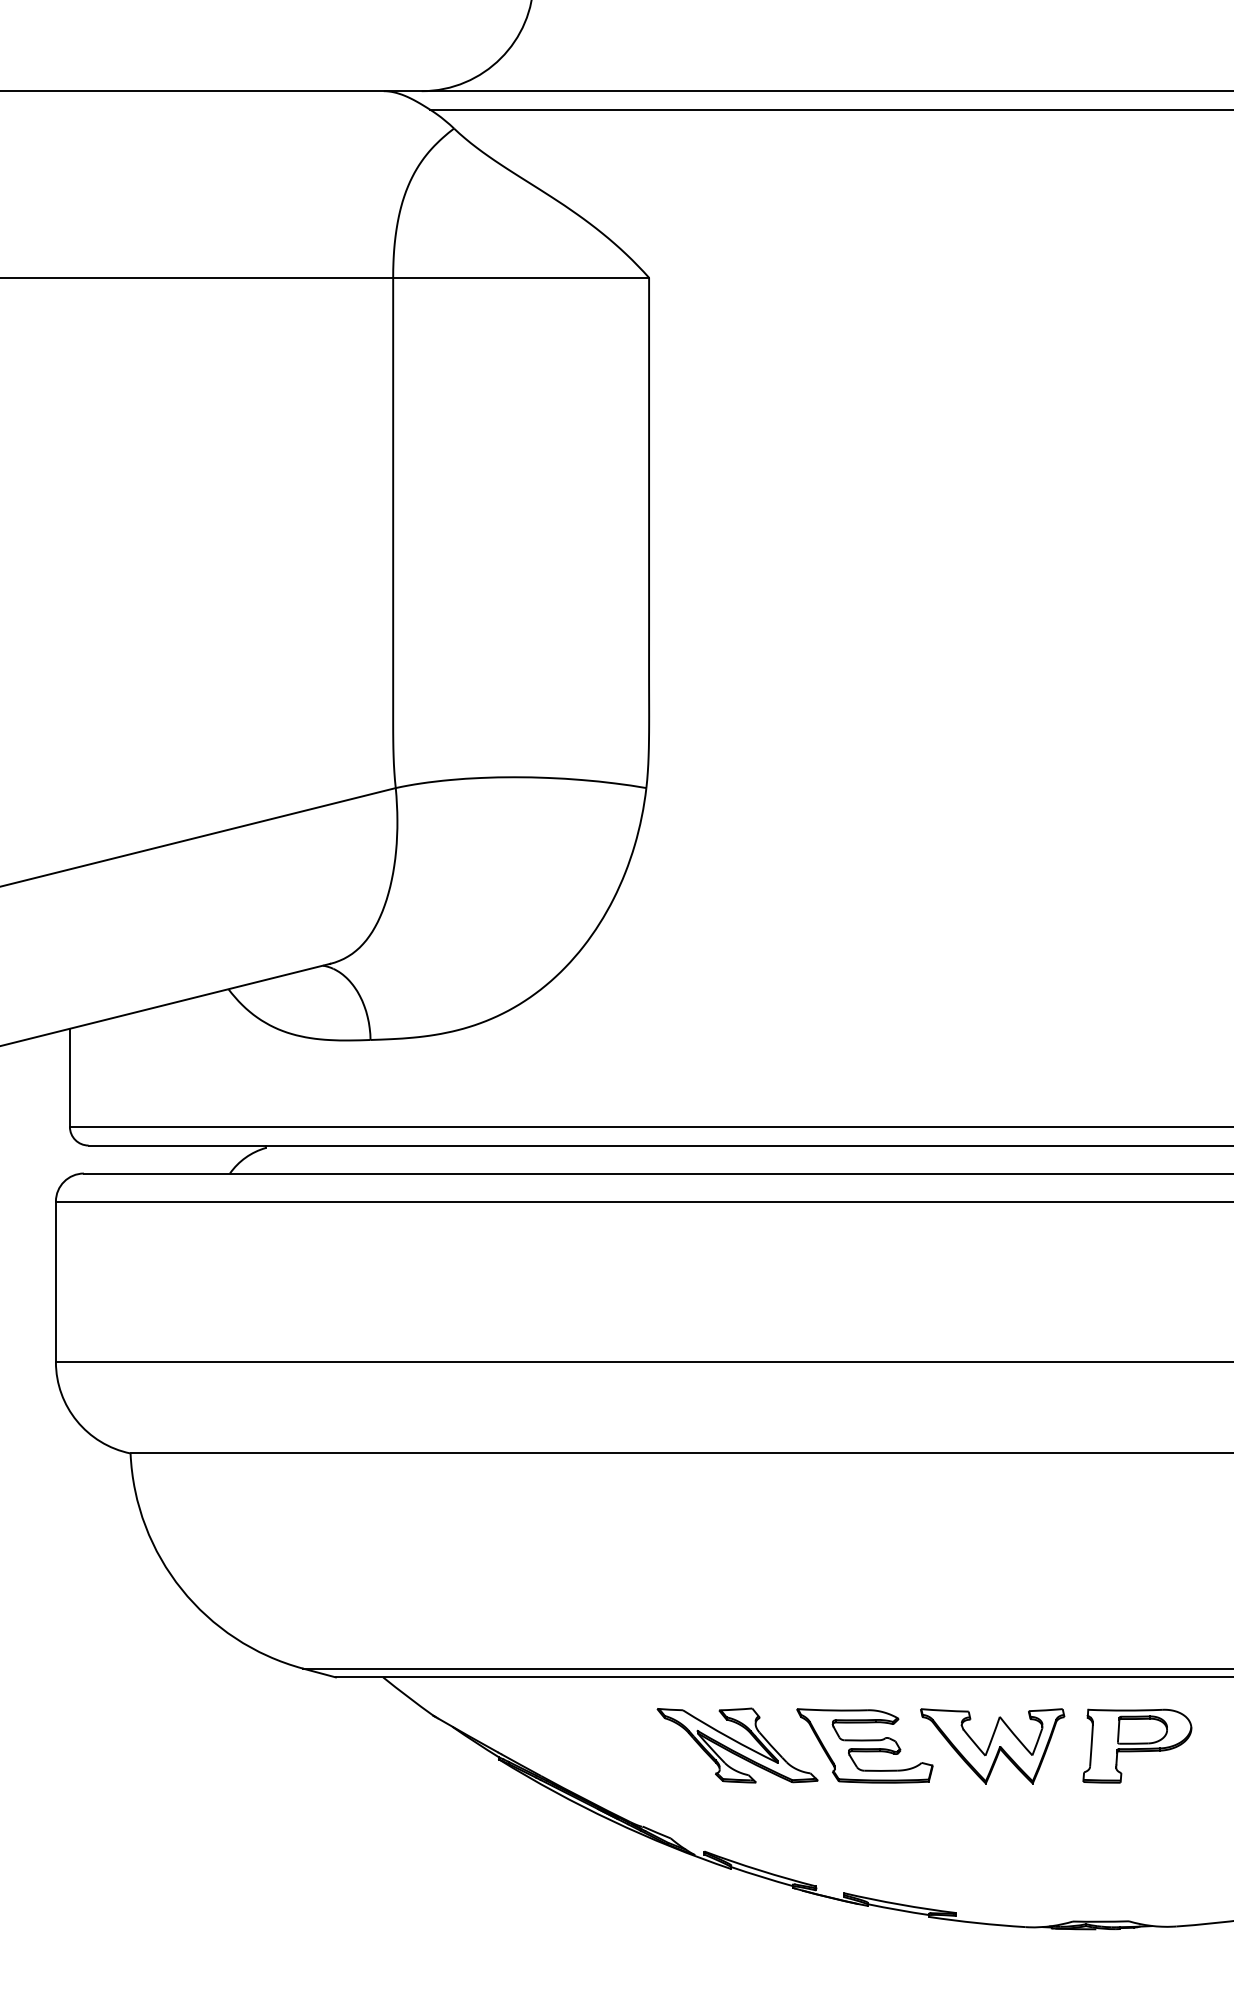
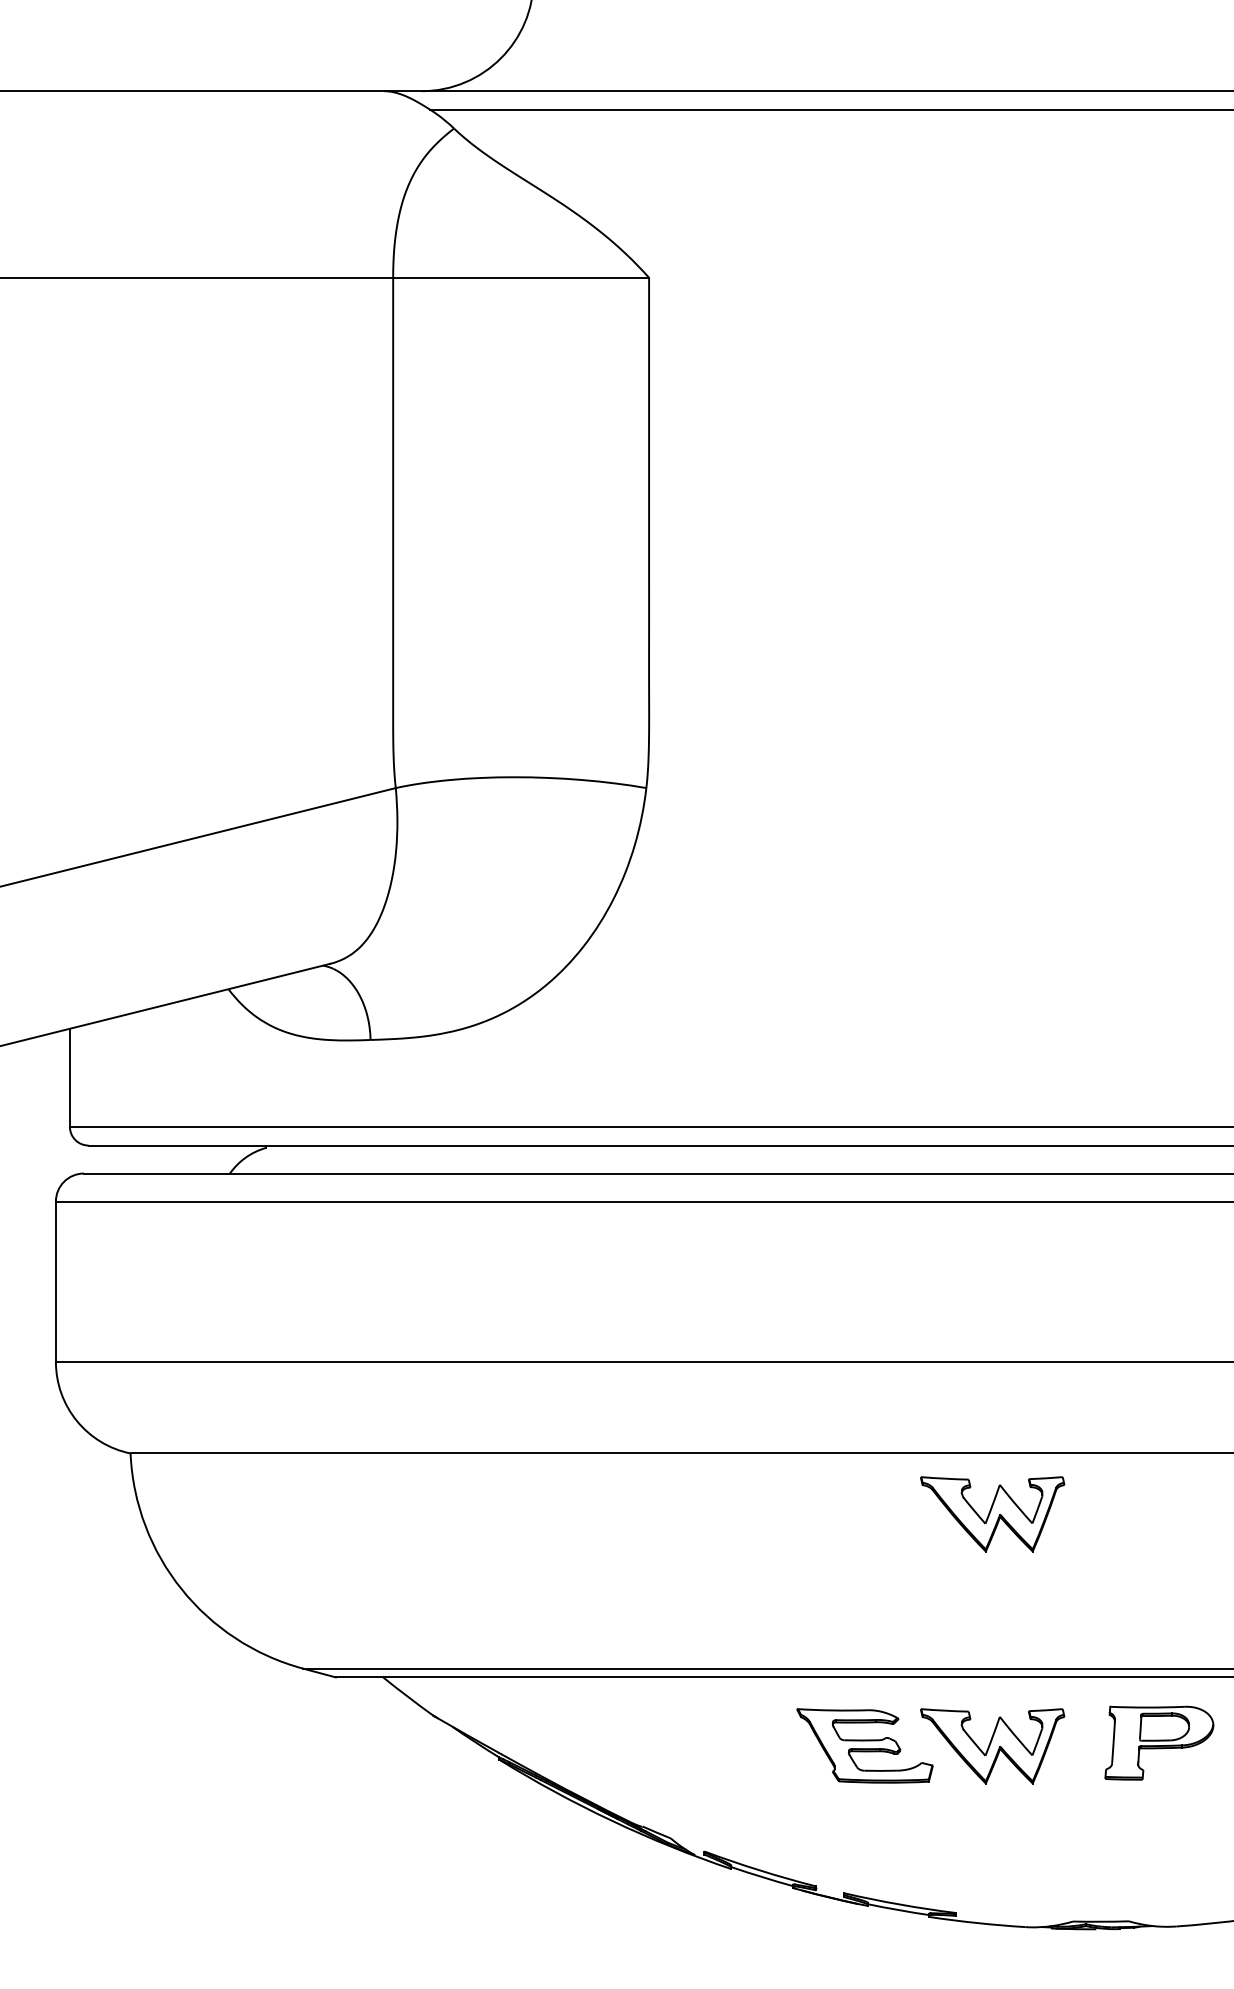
part: none -> present (992, 1514)
part: present -> none (737, 1745)
part position: (1137, 1745) -> (1159, 1742) (1159, 1742)
